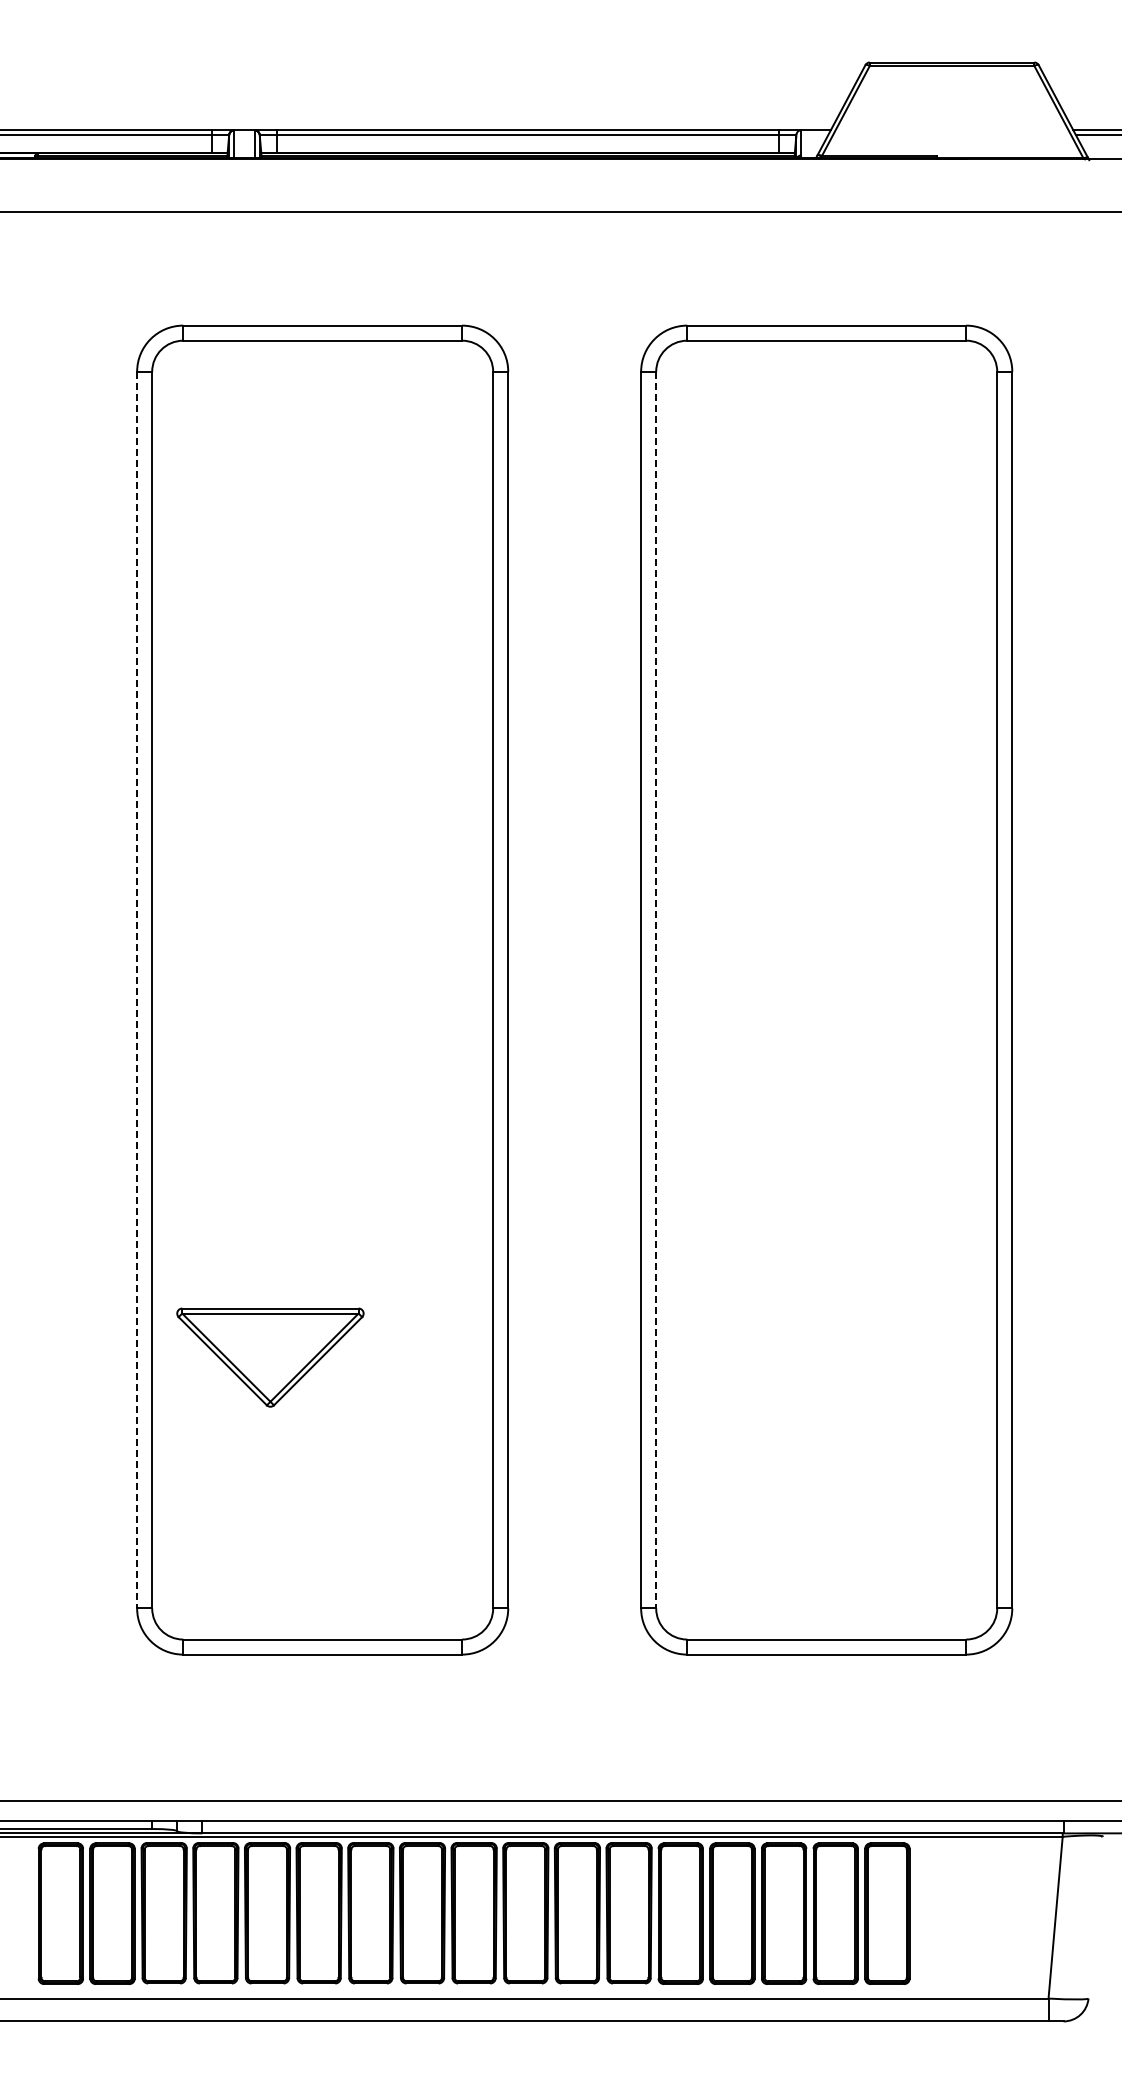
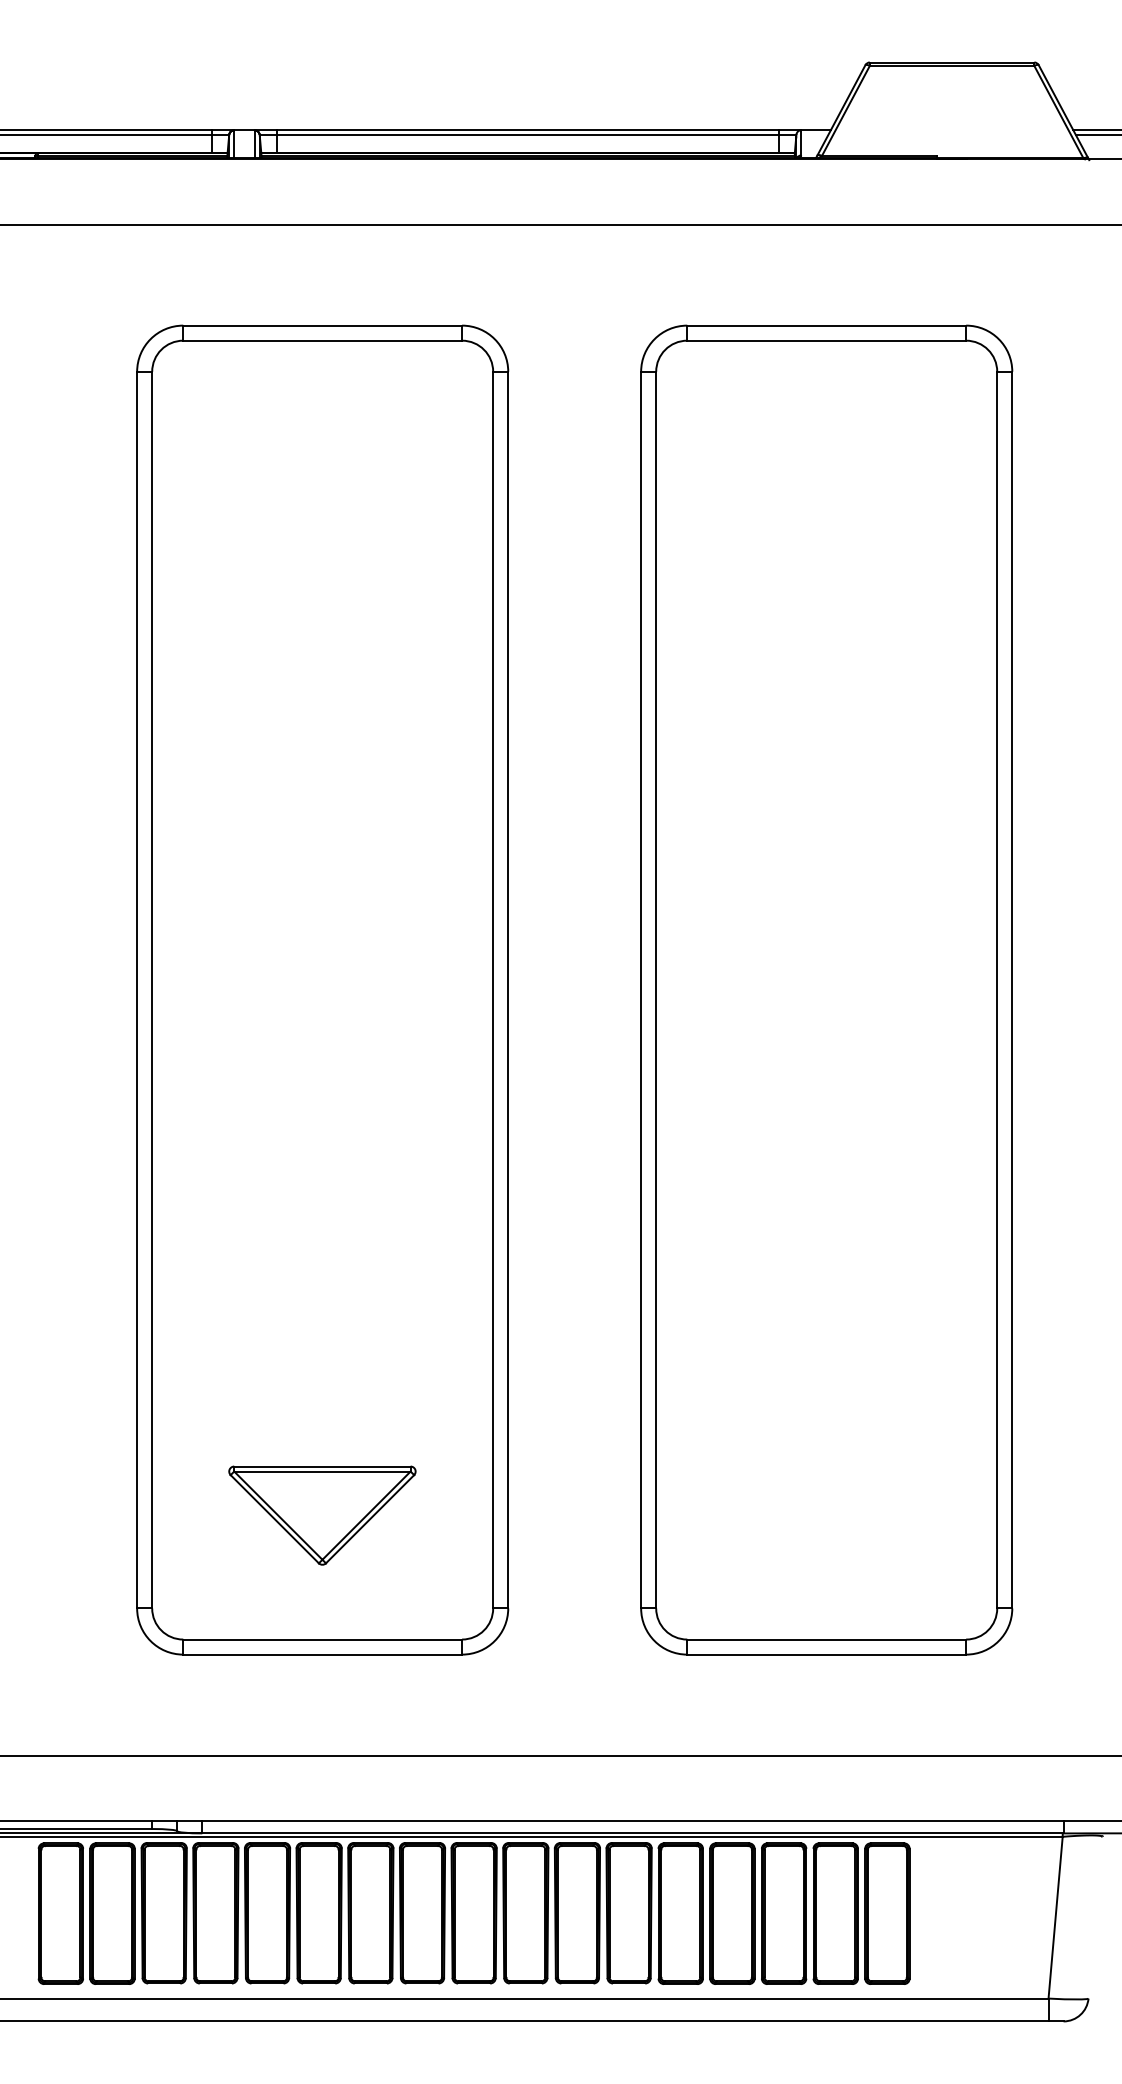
line position: (560, 211) -> (560, 224) (560, 224)
line: dashed -> solid (137, 990)
line: dashed -> solid (656, 990)
part position: (270, 1357) -> (322, 1515) (322, 1515)
line position: (560, 1800) -> (560, 1755) (560, 1755)
